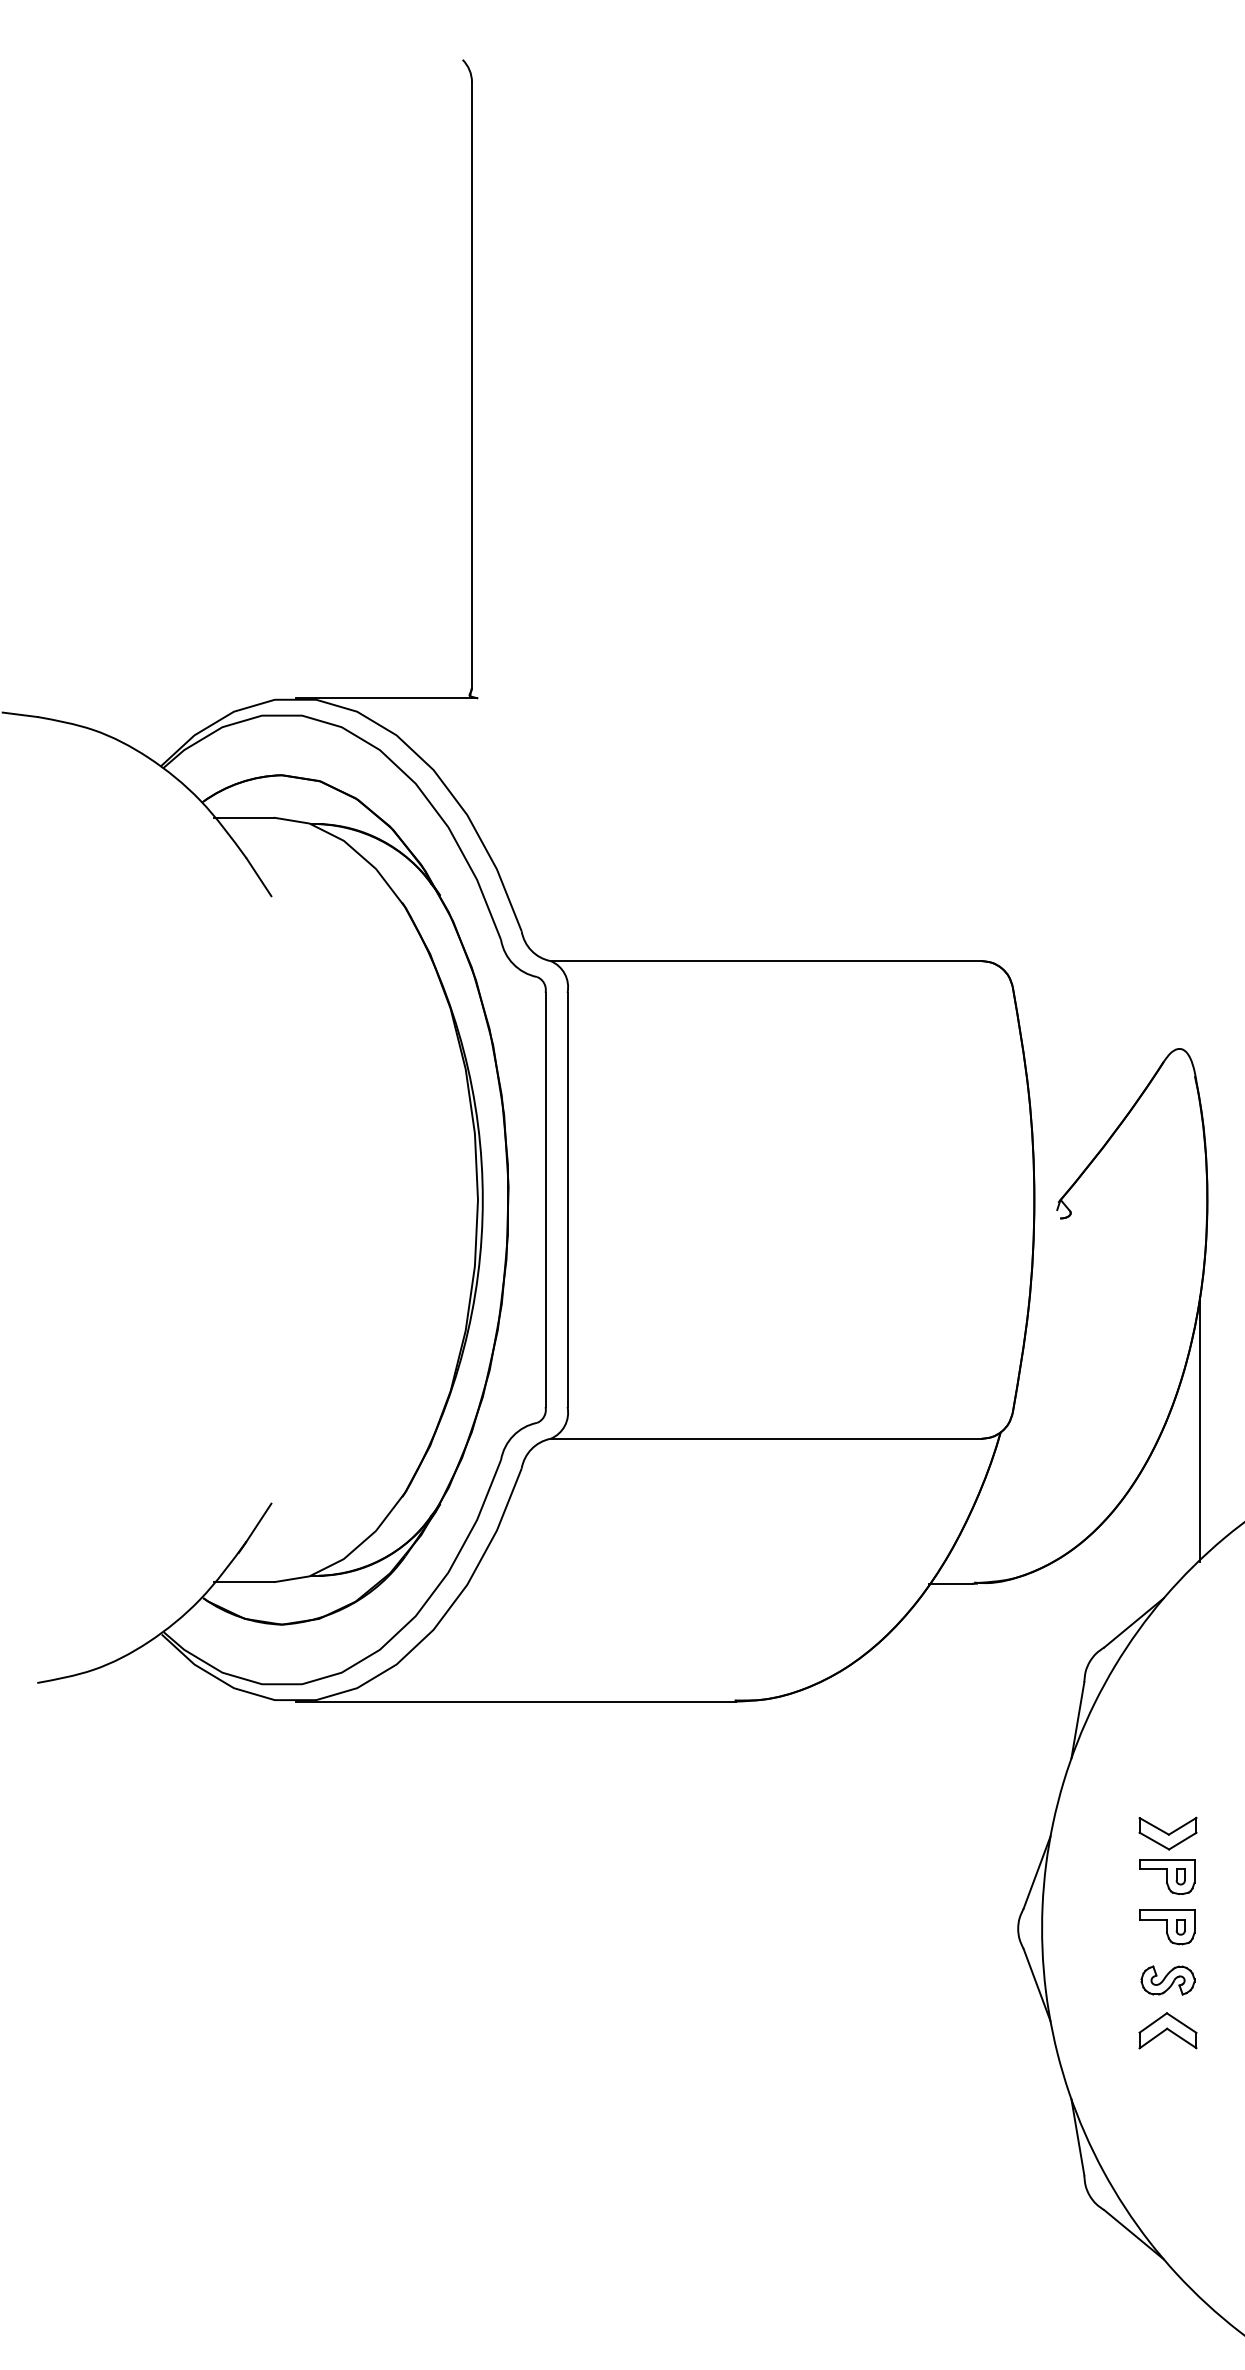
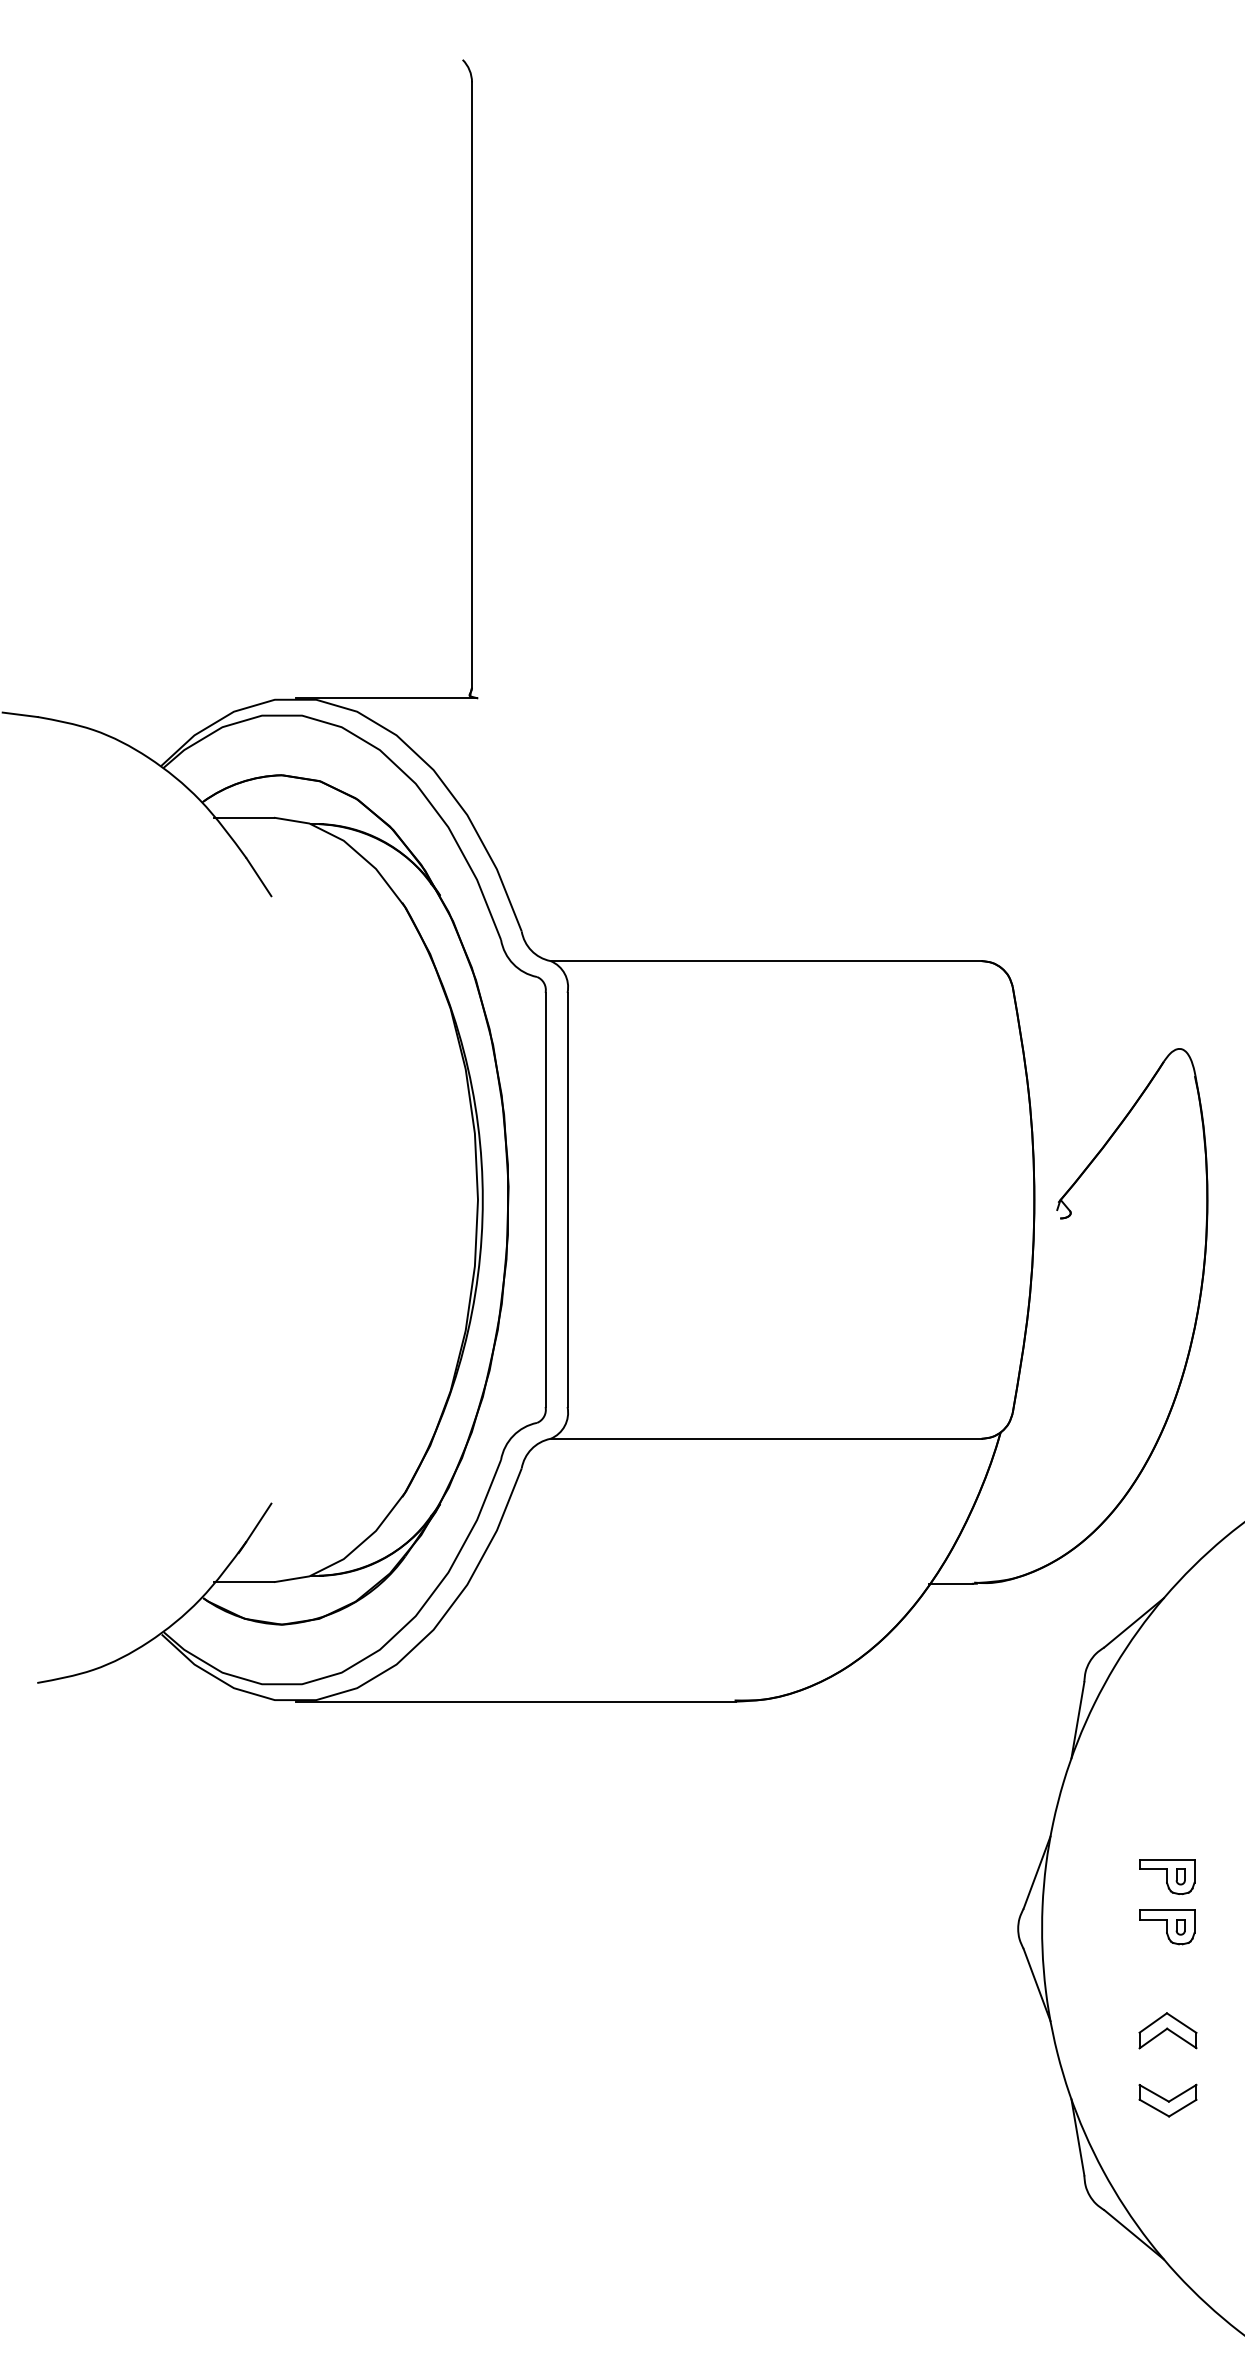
line: present -> none (1199, 1429)
part position: (1167, 1833) -> (1167, 2100) (1167, 2100)
part: present -> none (1167, 1980)
